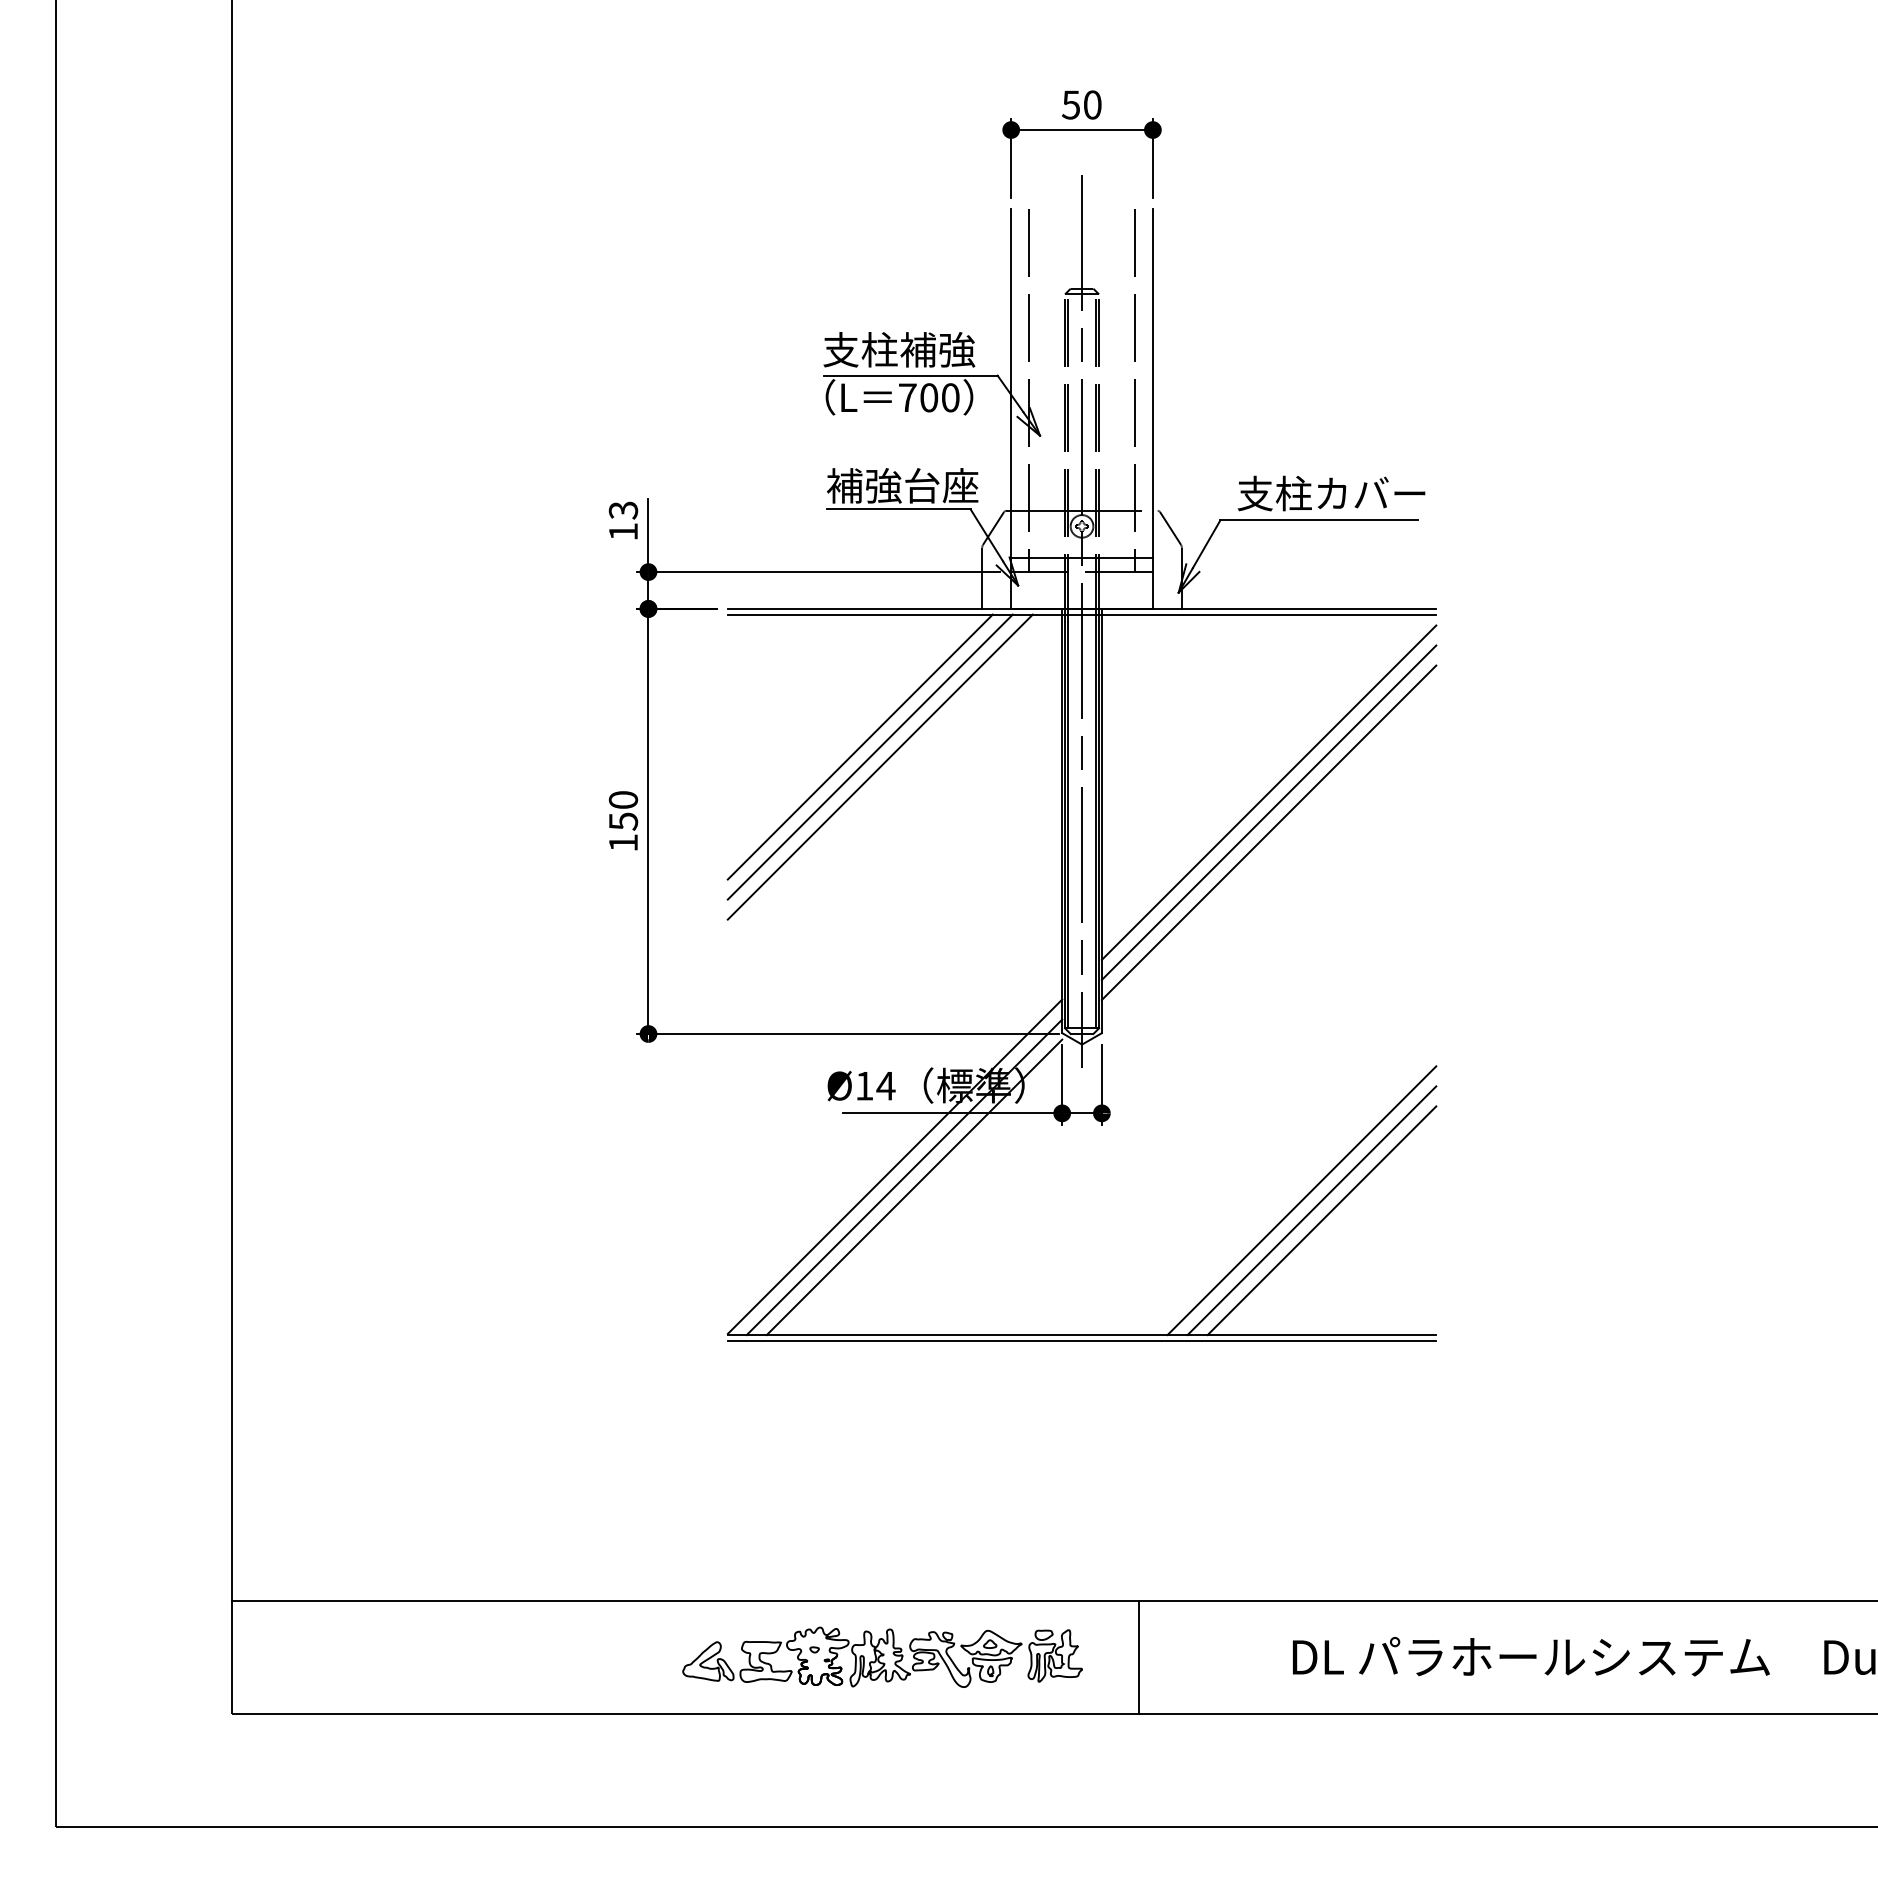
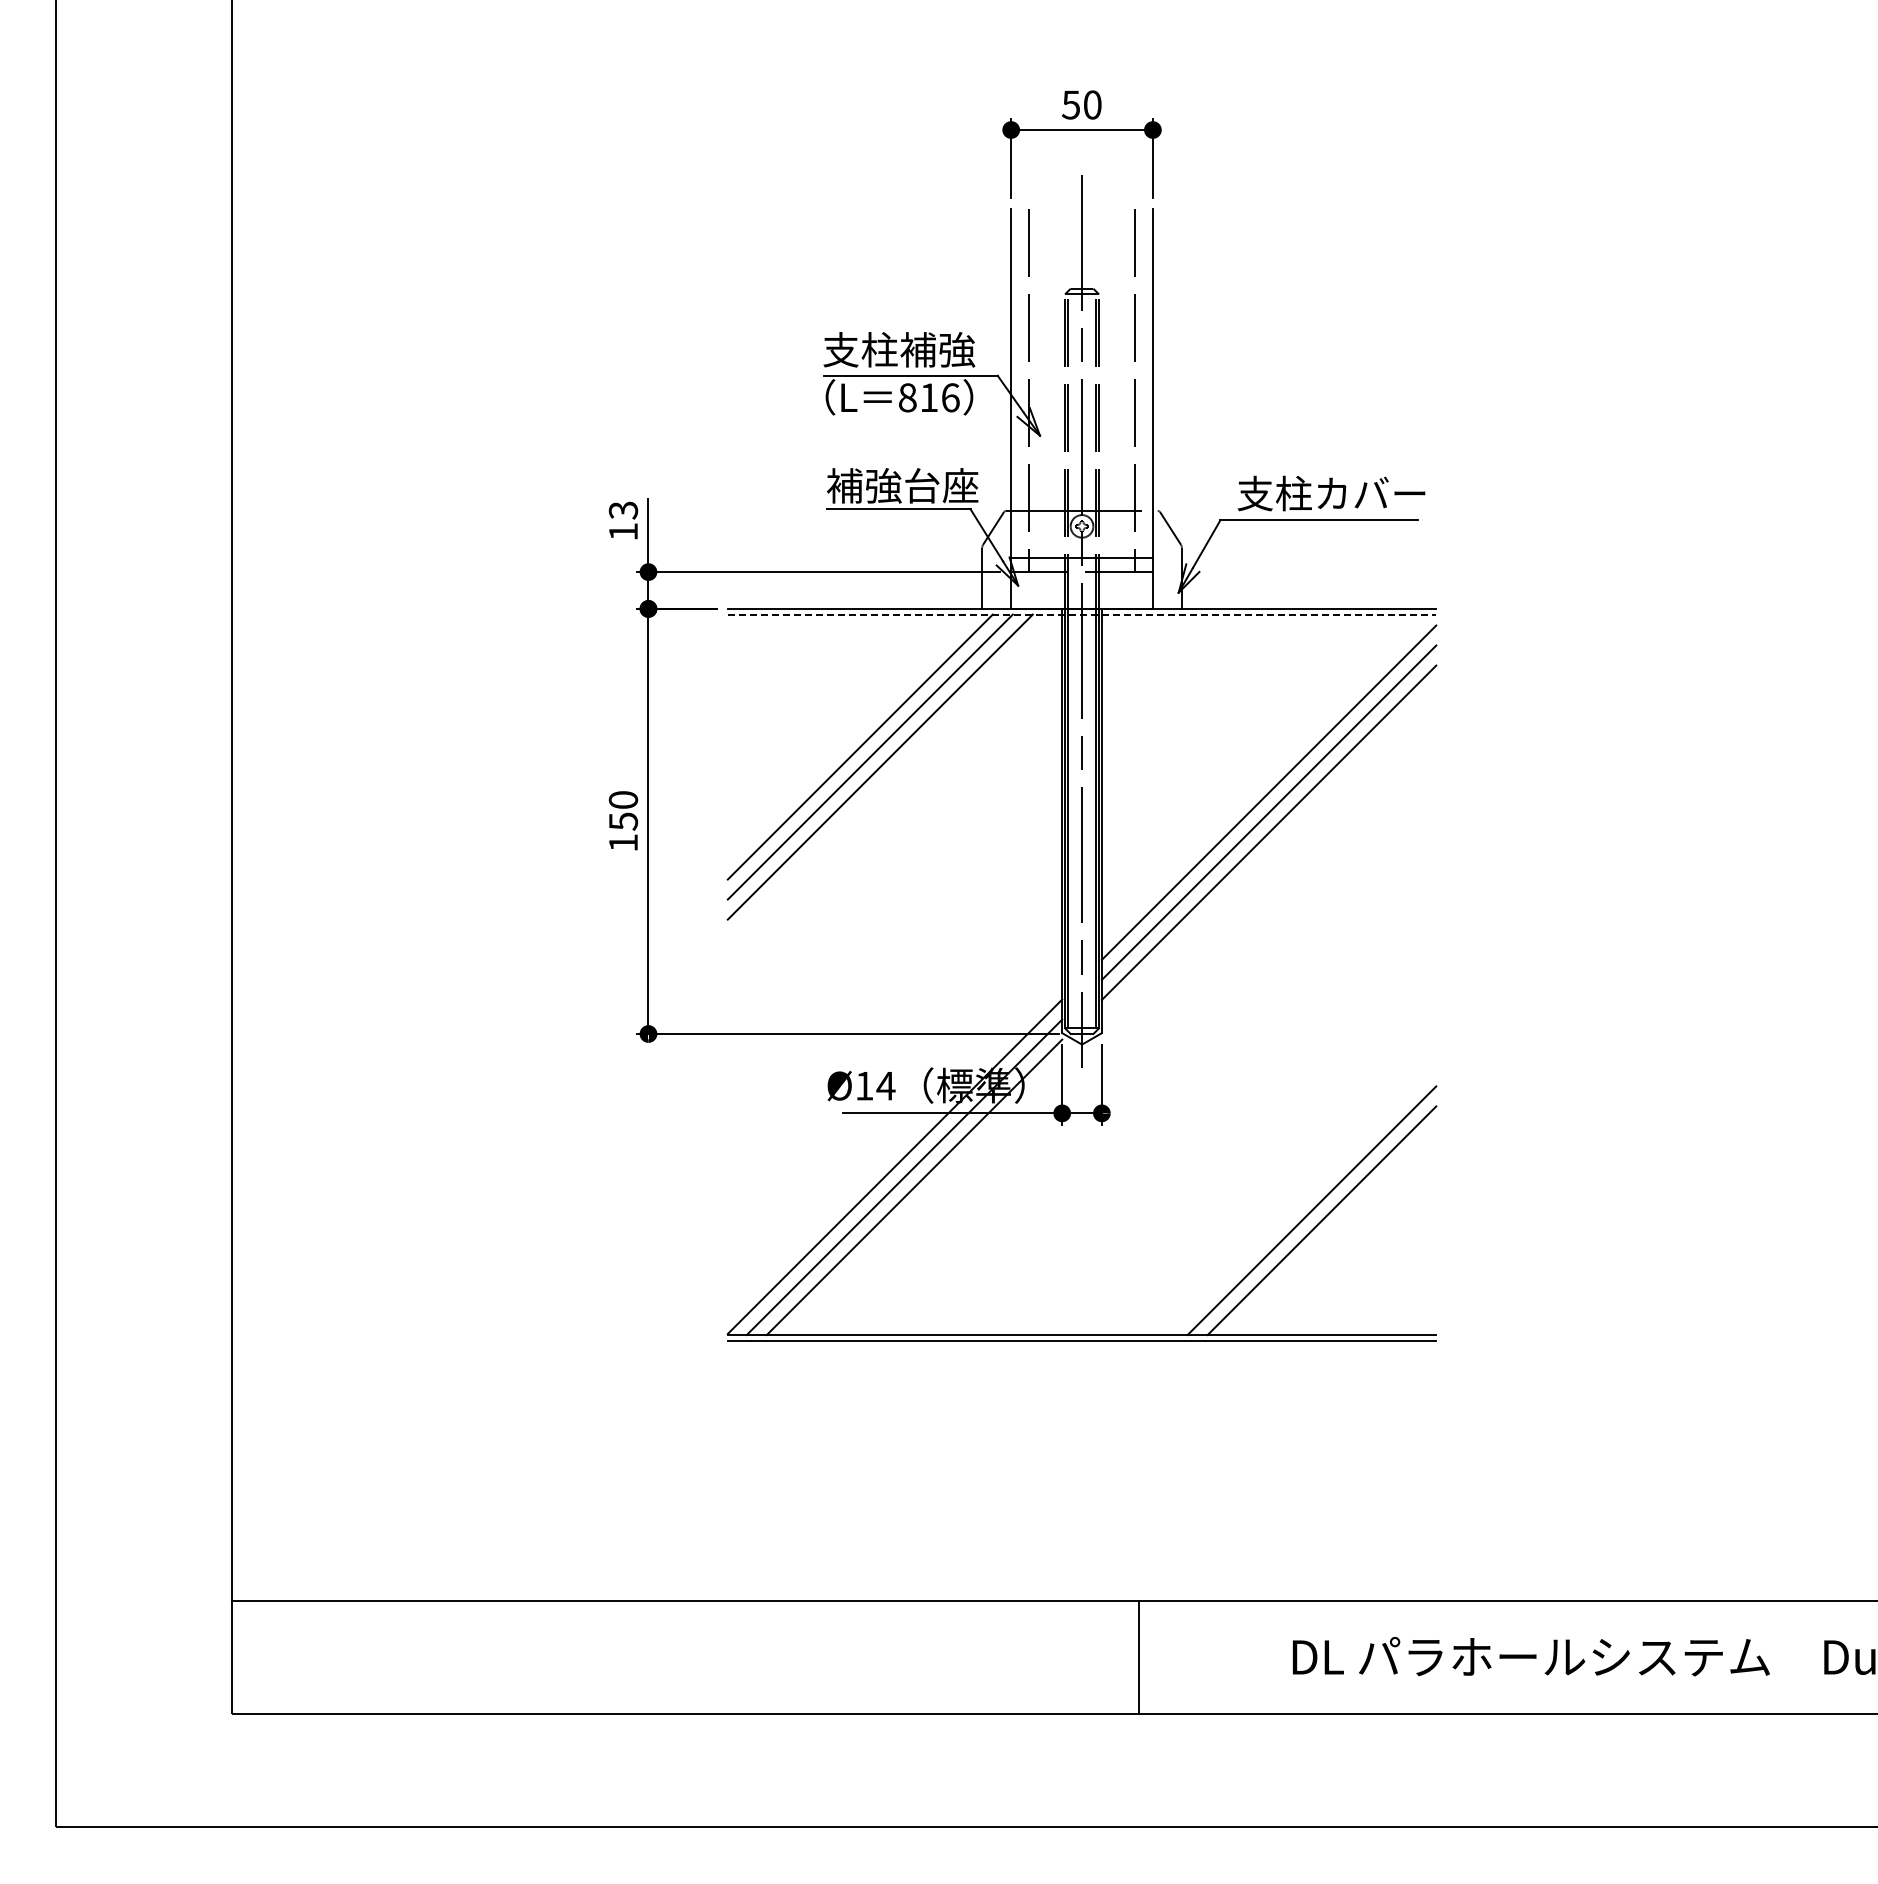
text: 700 -> 816 (929, 397)
line: solid -> dashed (1082, 614)
line: present -> none (1301, 1200)
part: present -> none (882, 1656)
